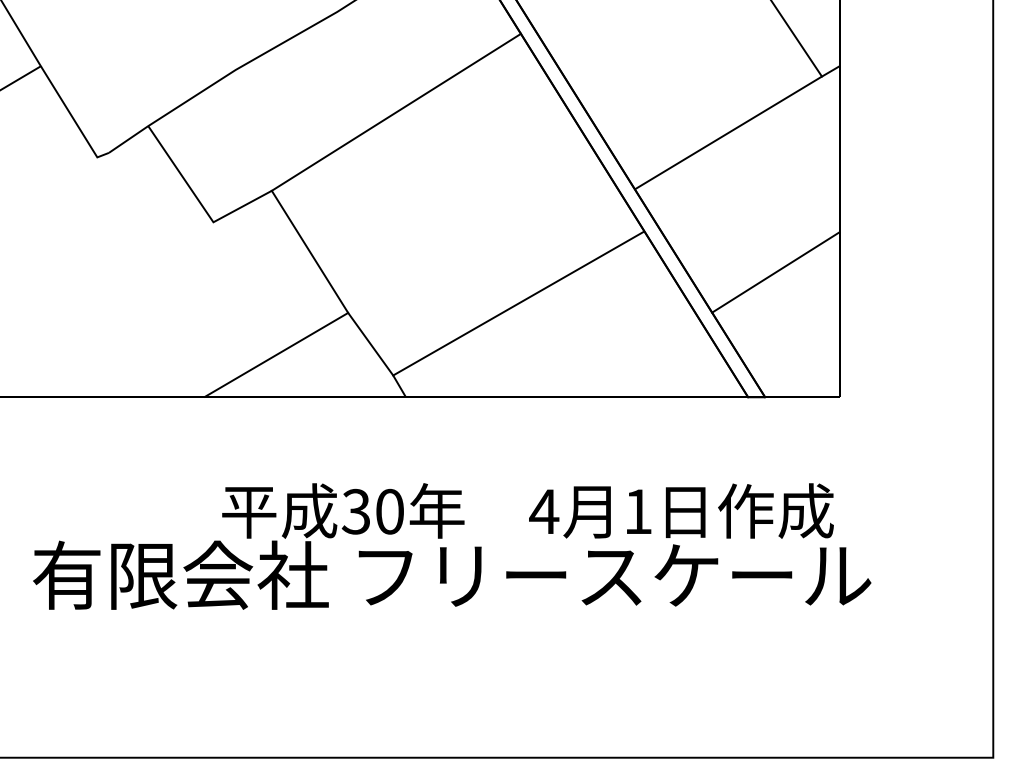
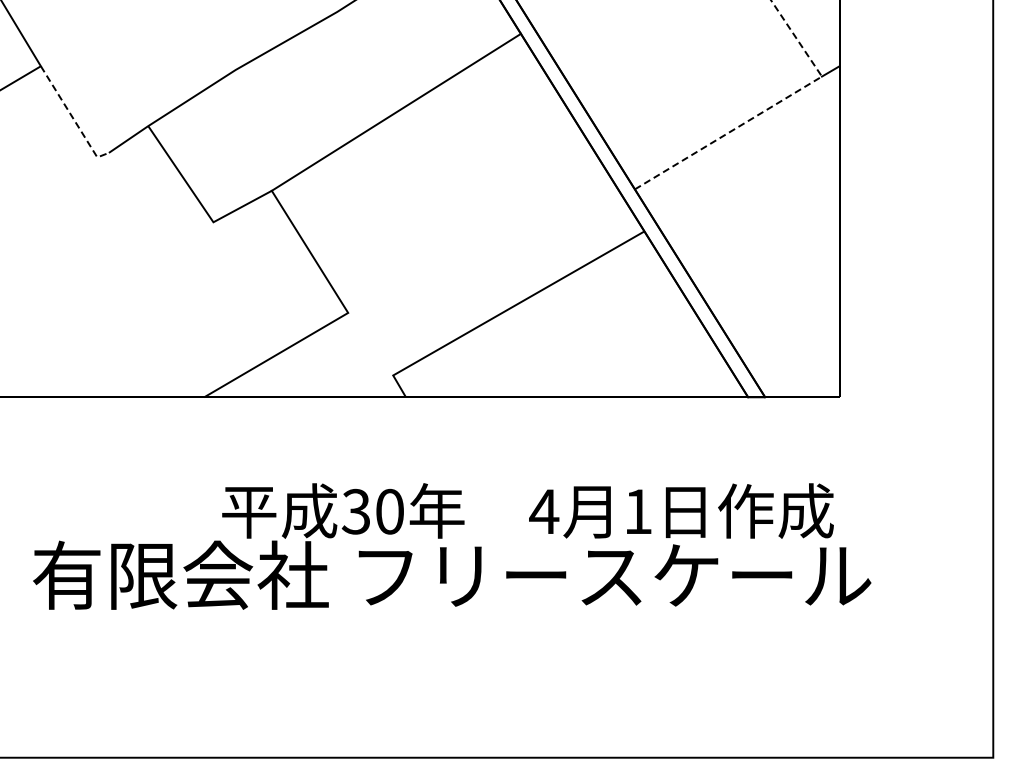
line: solid -> dashed (768, 109)
line: solid -> dashed (72, 117)
line: present -> none (775, 272)
line: present -> none (370, 343)
